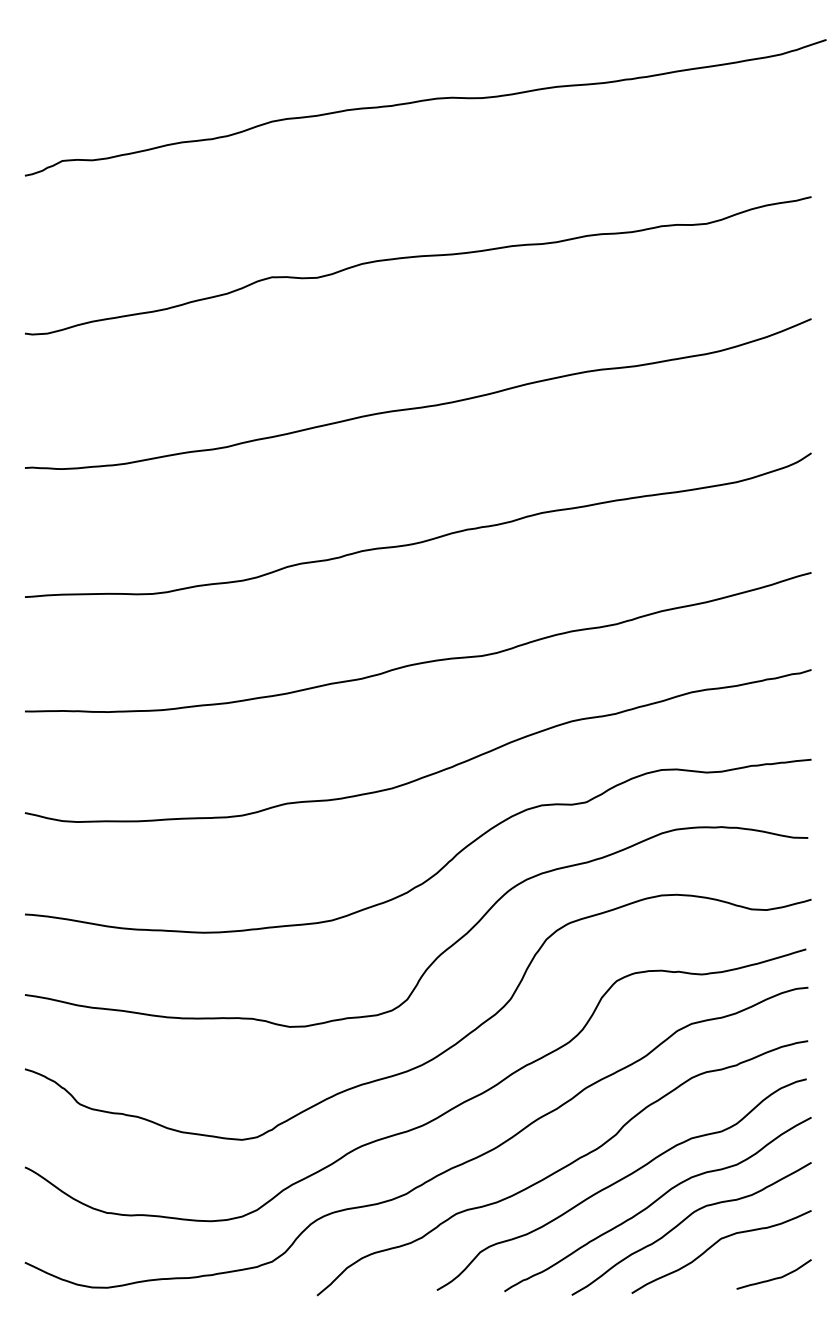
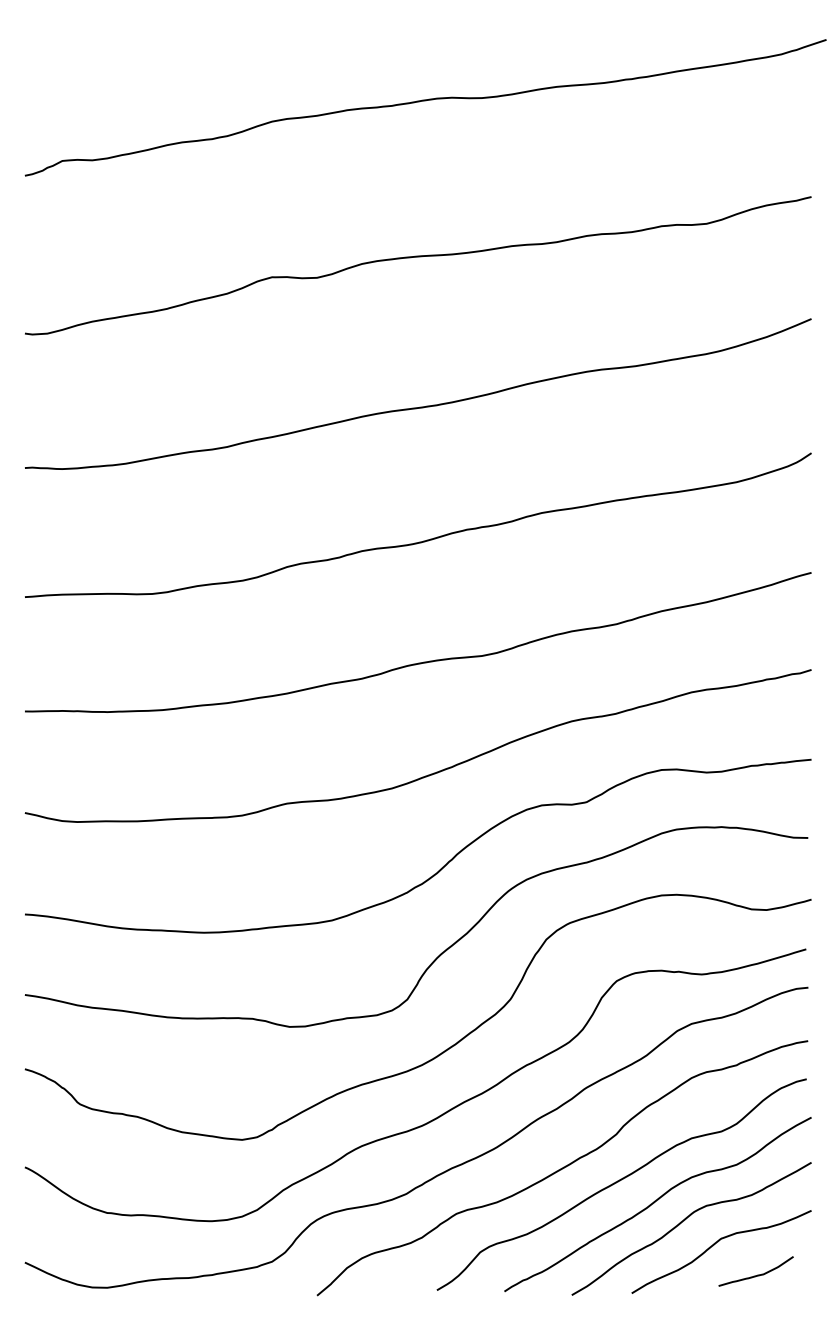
curve position: (775, 1277) -> (757, 1274) (757, 1274)
